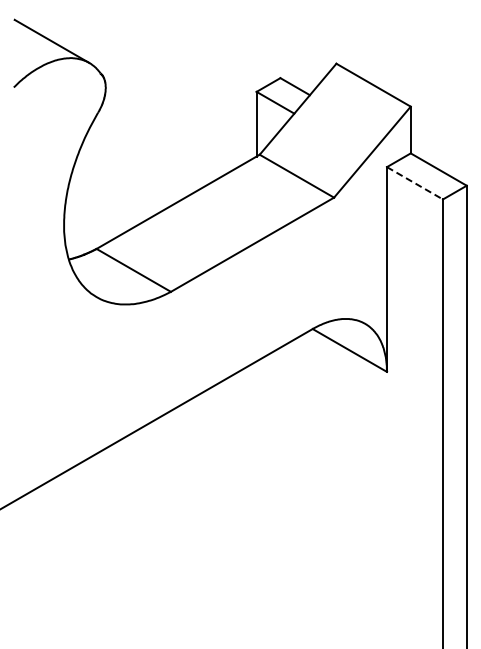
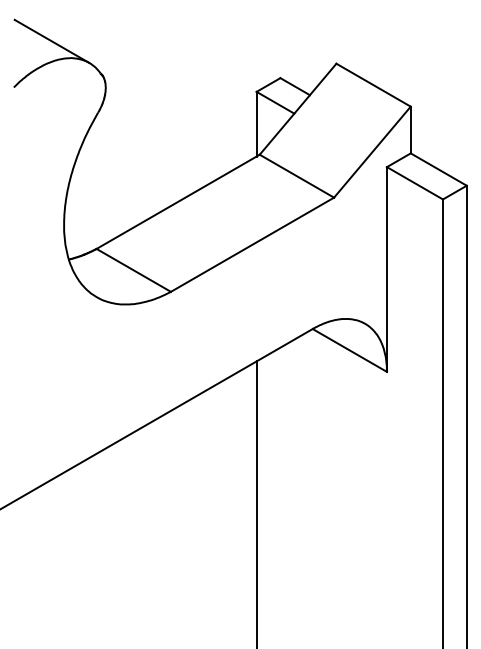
line: dashed -> solid (415, 183)
line: none -> present (256, 503)
